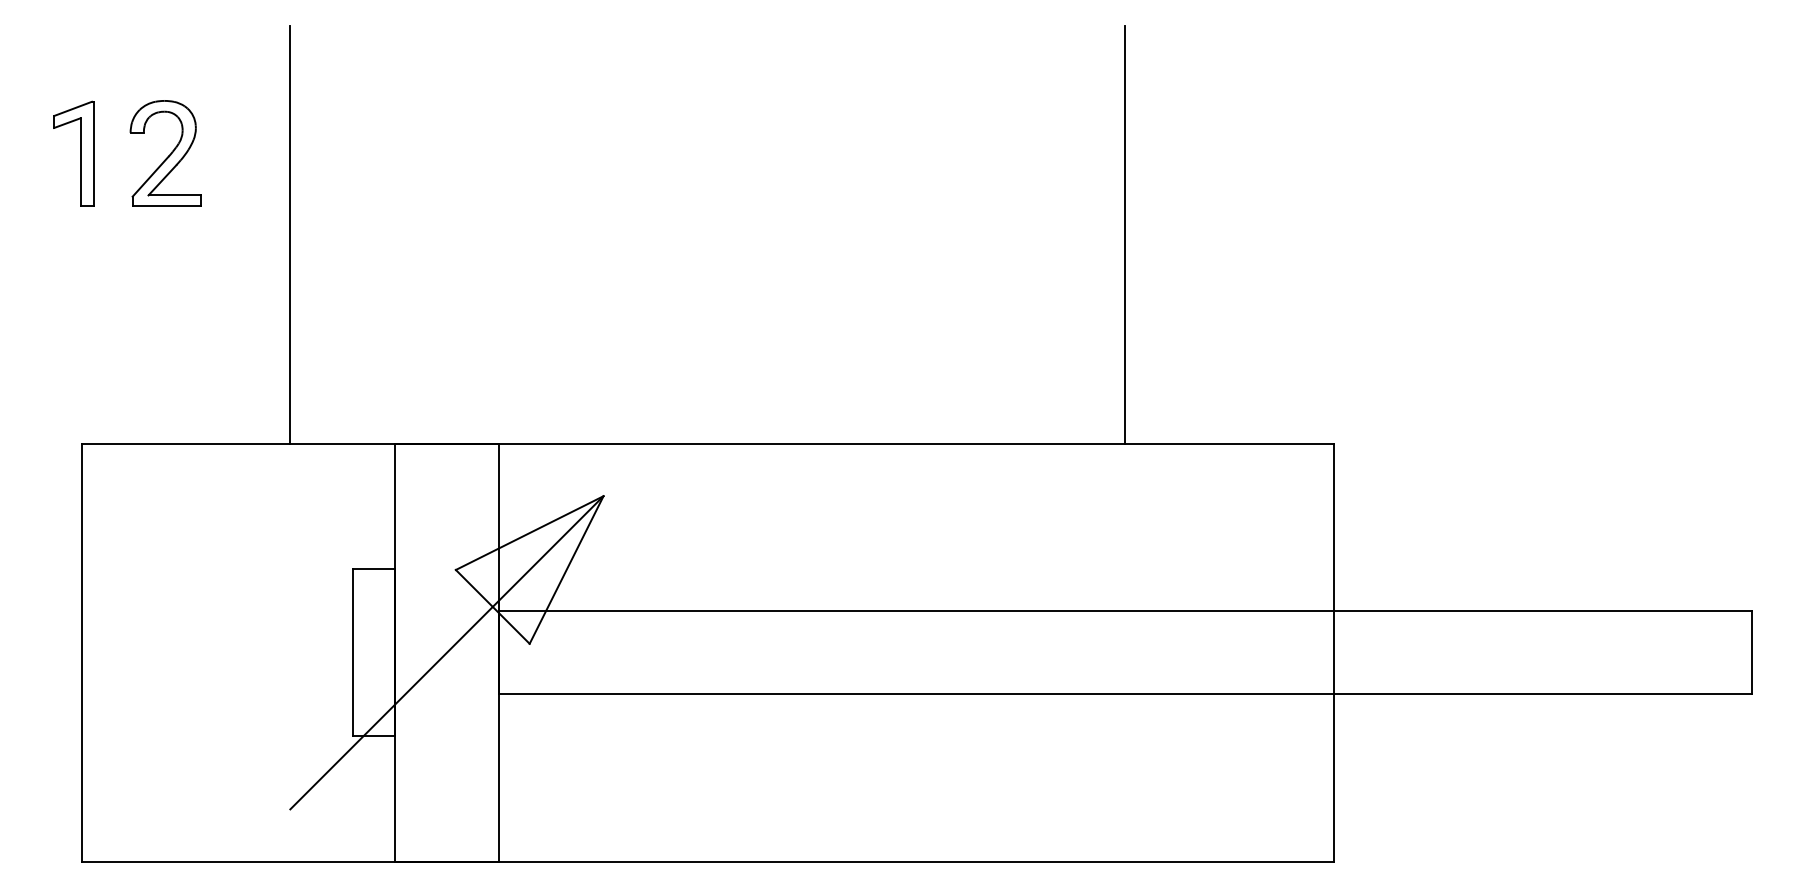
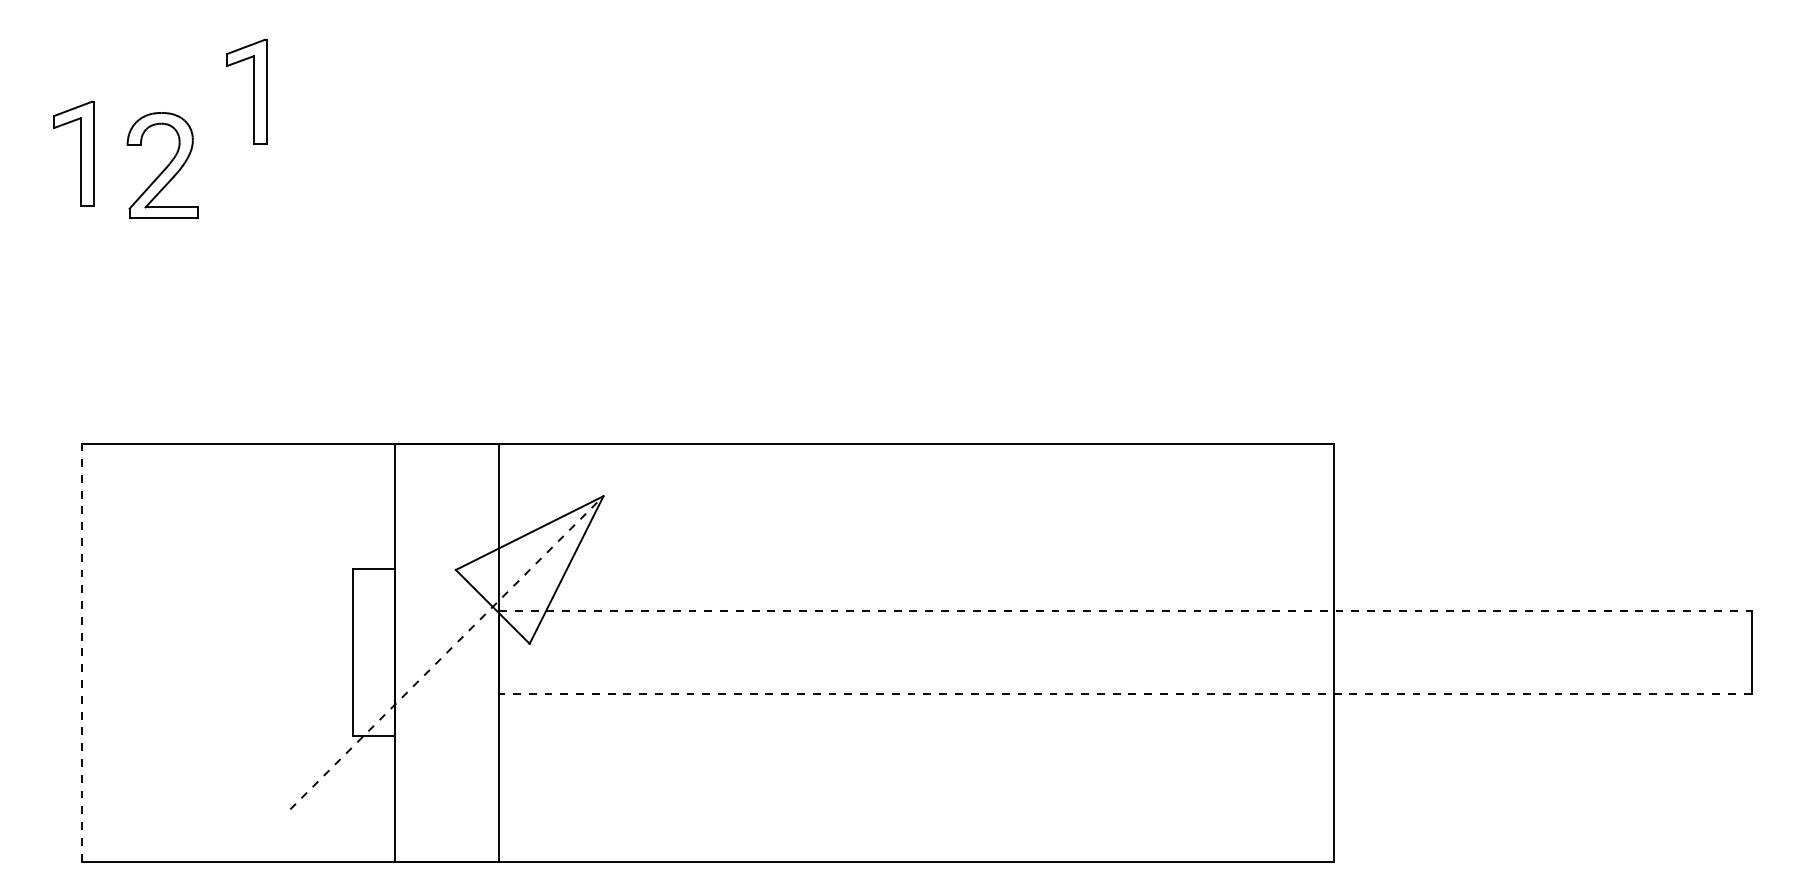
part: none -> present (253, 91)
part position: (165, 153) -> (162, 165) (162, 165)
line: present -> none (290, 235)
line: present -> none (1125, 235)
line: solid -> dashed (1125, 611)
line: solid -> dashed (81, 652)
line: solid -> dashed (447, 652)
line: solid -> dashed (1124, 694)
